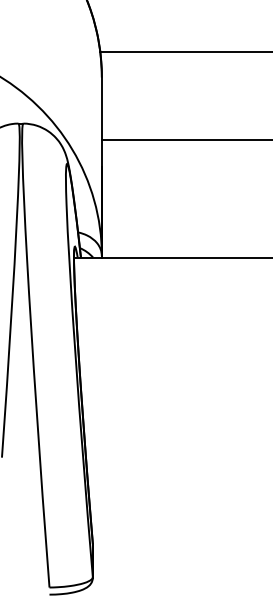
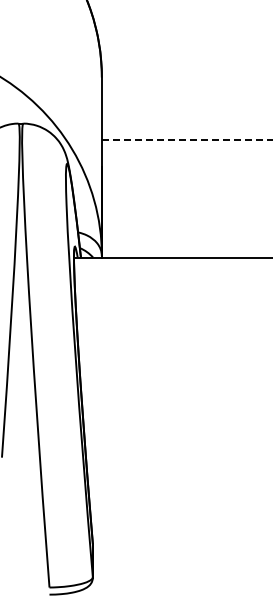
line: present -> none (184, 52)
line: solid -> dashed (187, 140)
